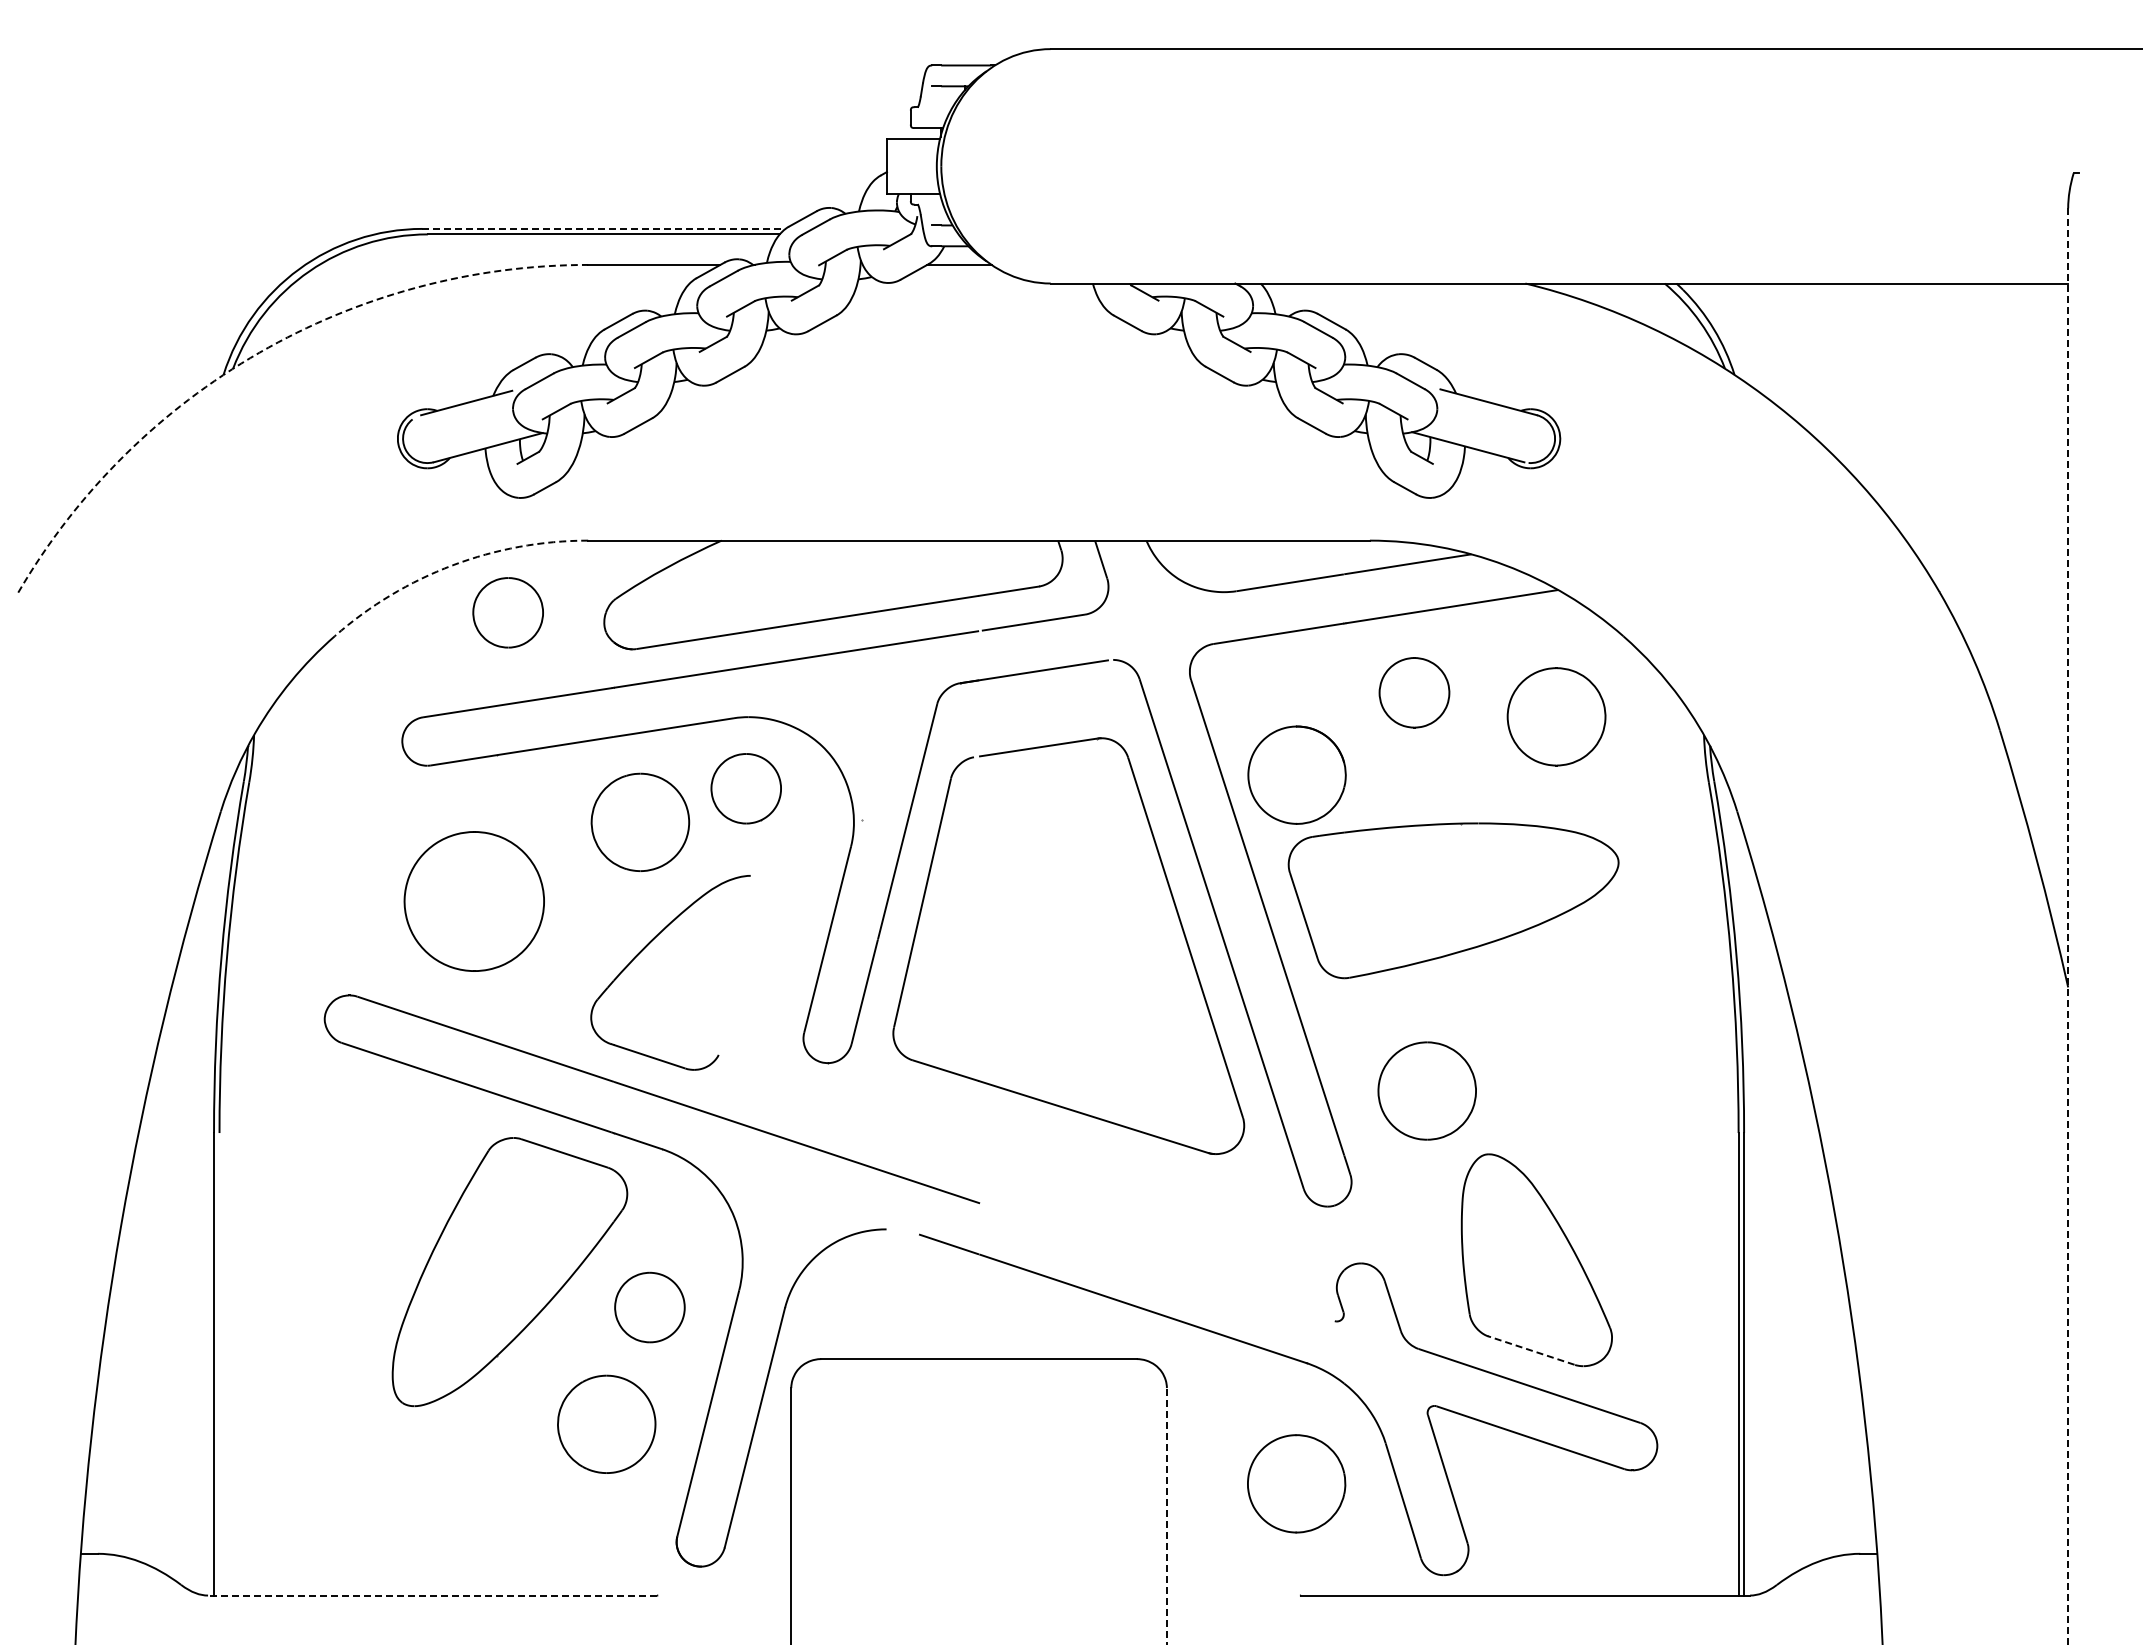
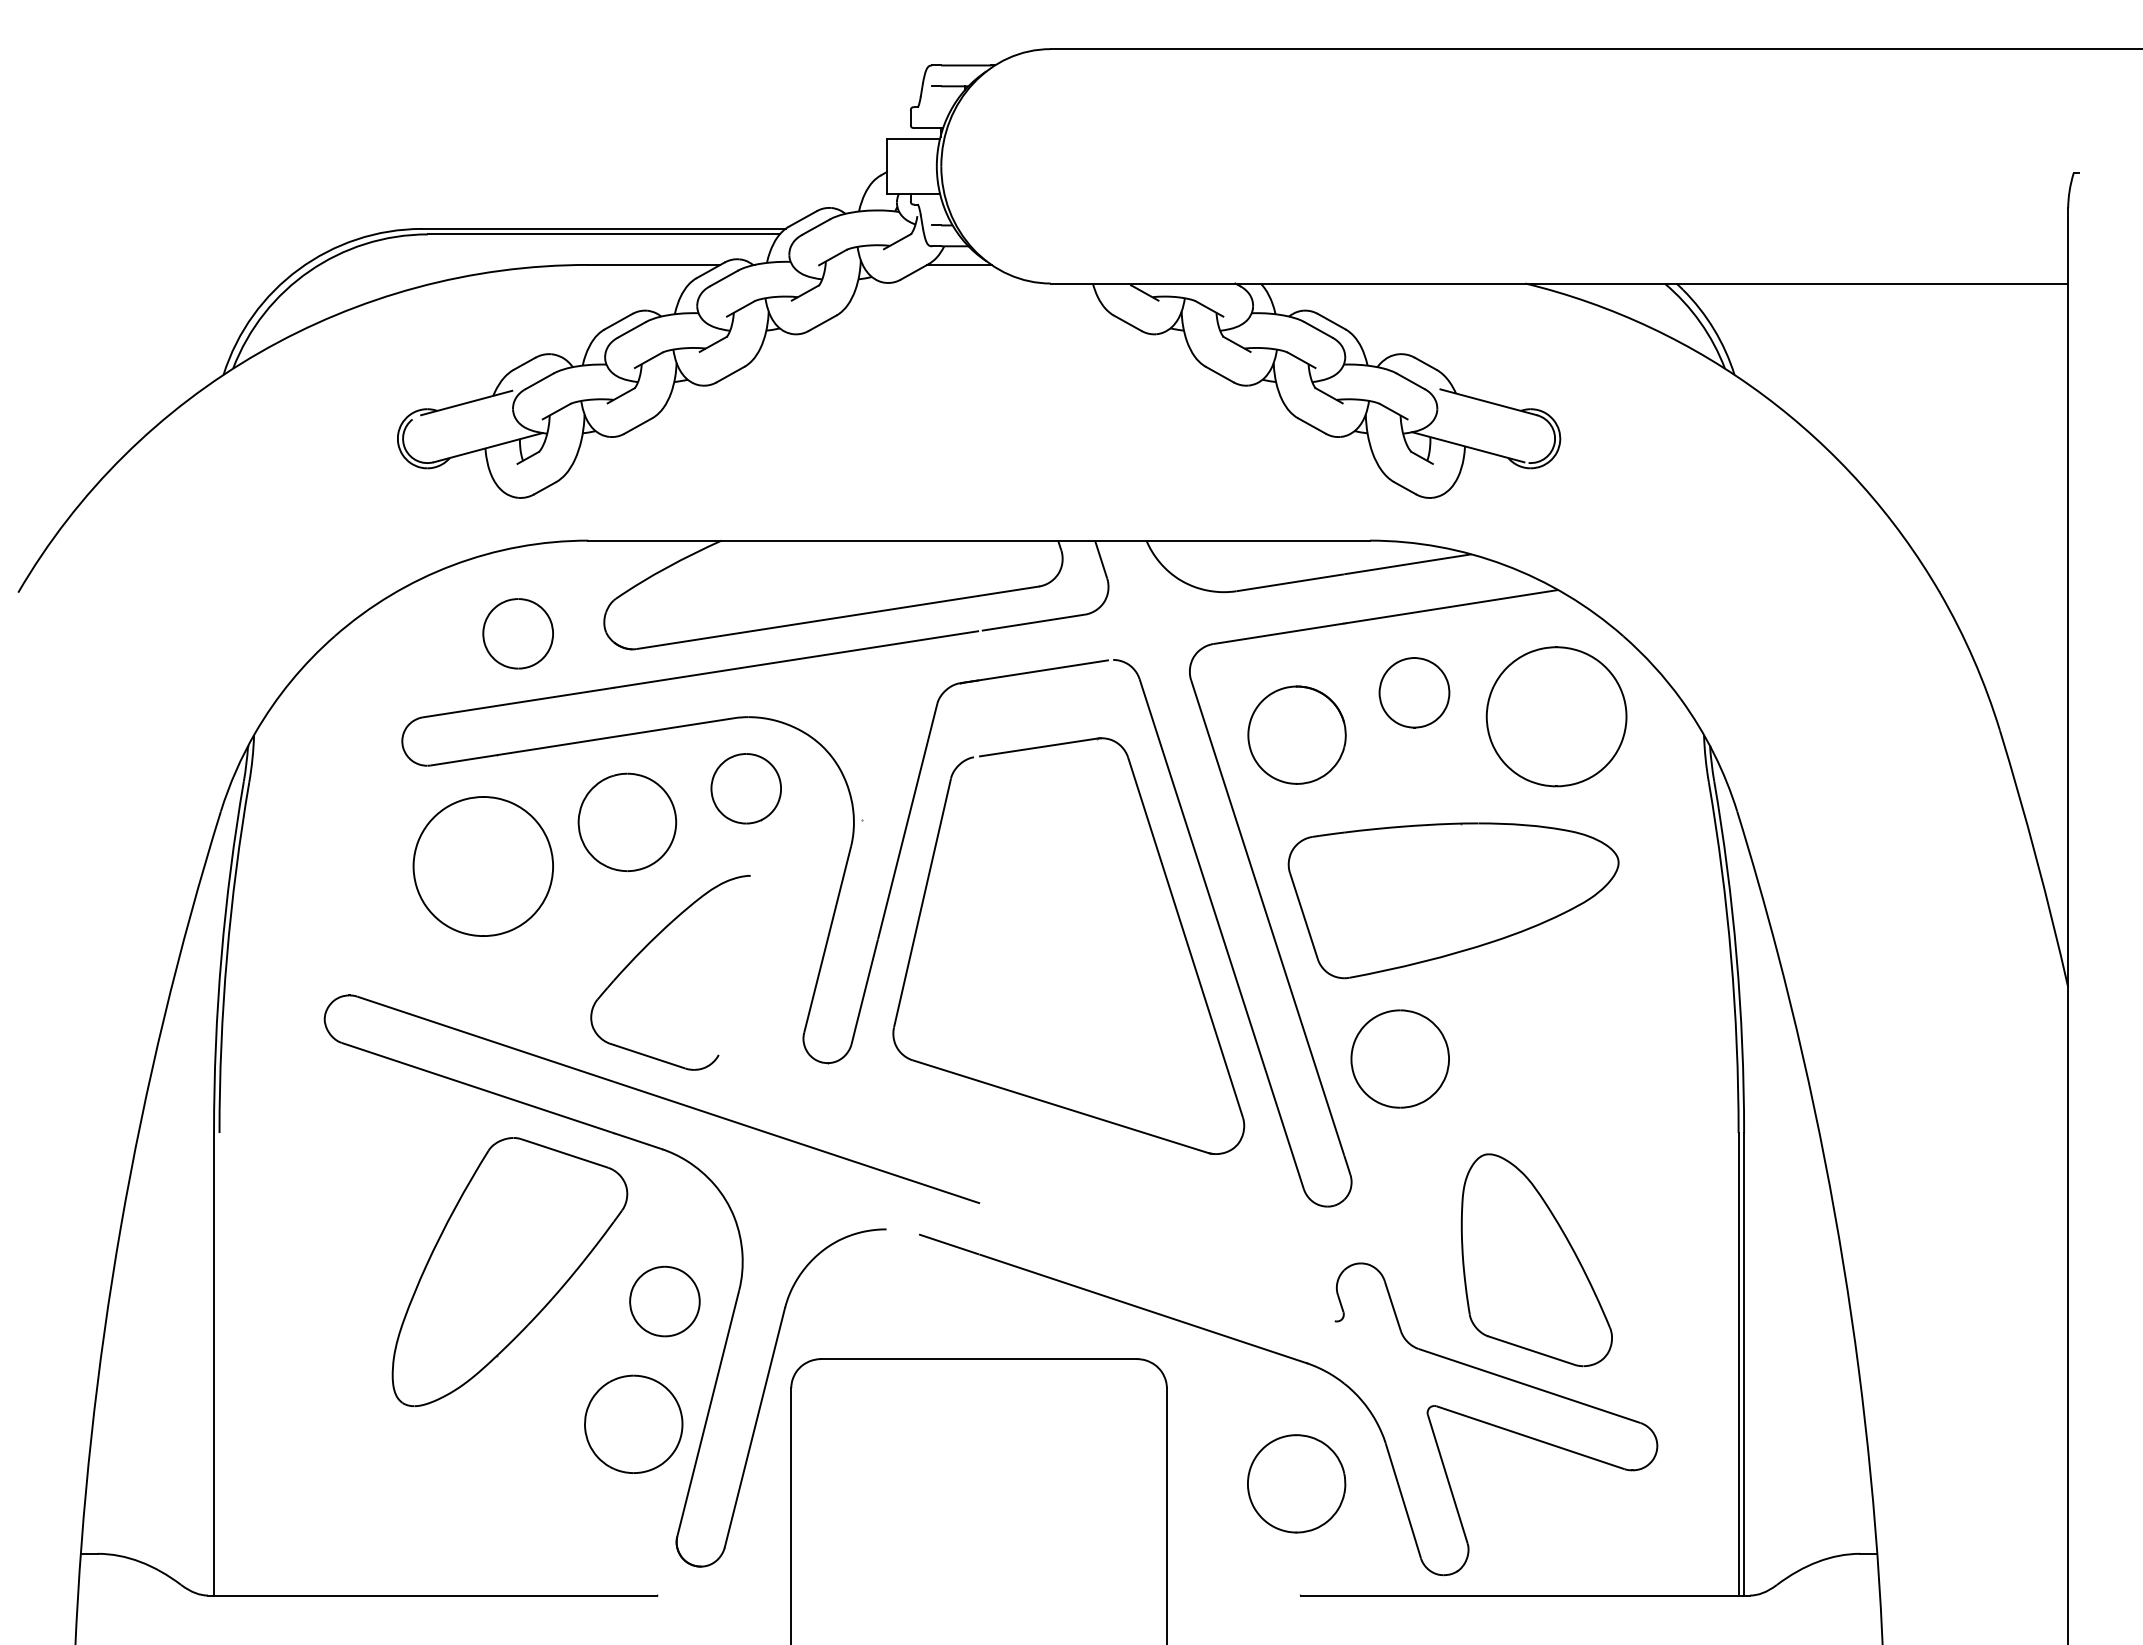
line: dashed -> solid (603, 228)
arc: dashed -> solid (259, 352)
arc: dashed -> solid (452, 565)
part position: (507, 612) -> (517, 633) (517, 633)
part size: 101x100 px -> 143x142 px (1556, 716)
part position: (1296, 774) -> (1296, 734) (1296, 734)
part position: (640, 821) -> (627, 821) (627, 821)
part position: (473, 901) -> (482, 866) (482, 866)
line: dashed -> solid (2068, 926)
part position: (1426, 1090) -> (1399, 1058) (1399, 1058)
part position: (649, 1307) -> (664, 1301) (664, 1301)
line: dashed -> solid (1531, 1350)
part position: (606, 1423) -> (633, 1423) (633, 1423)
line: dashed -> solid (1166, 1515)
line: dashed -> solid (432, 1595)
